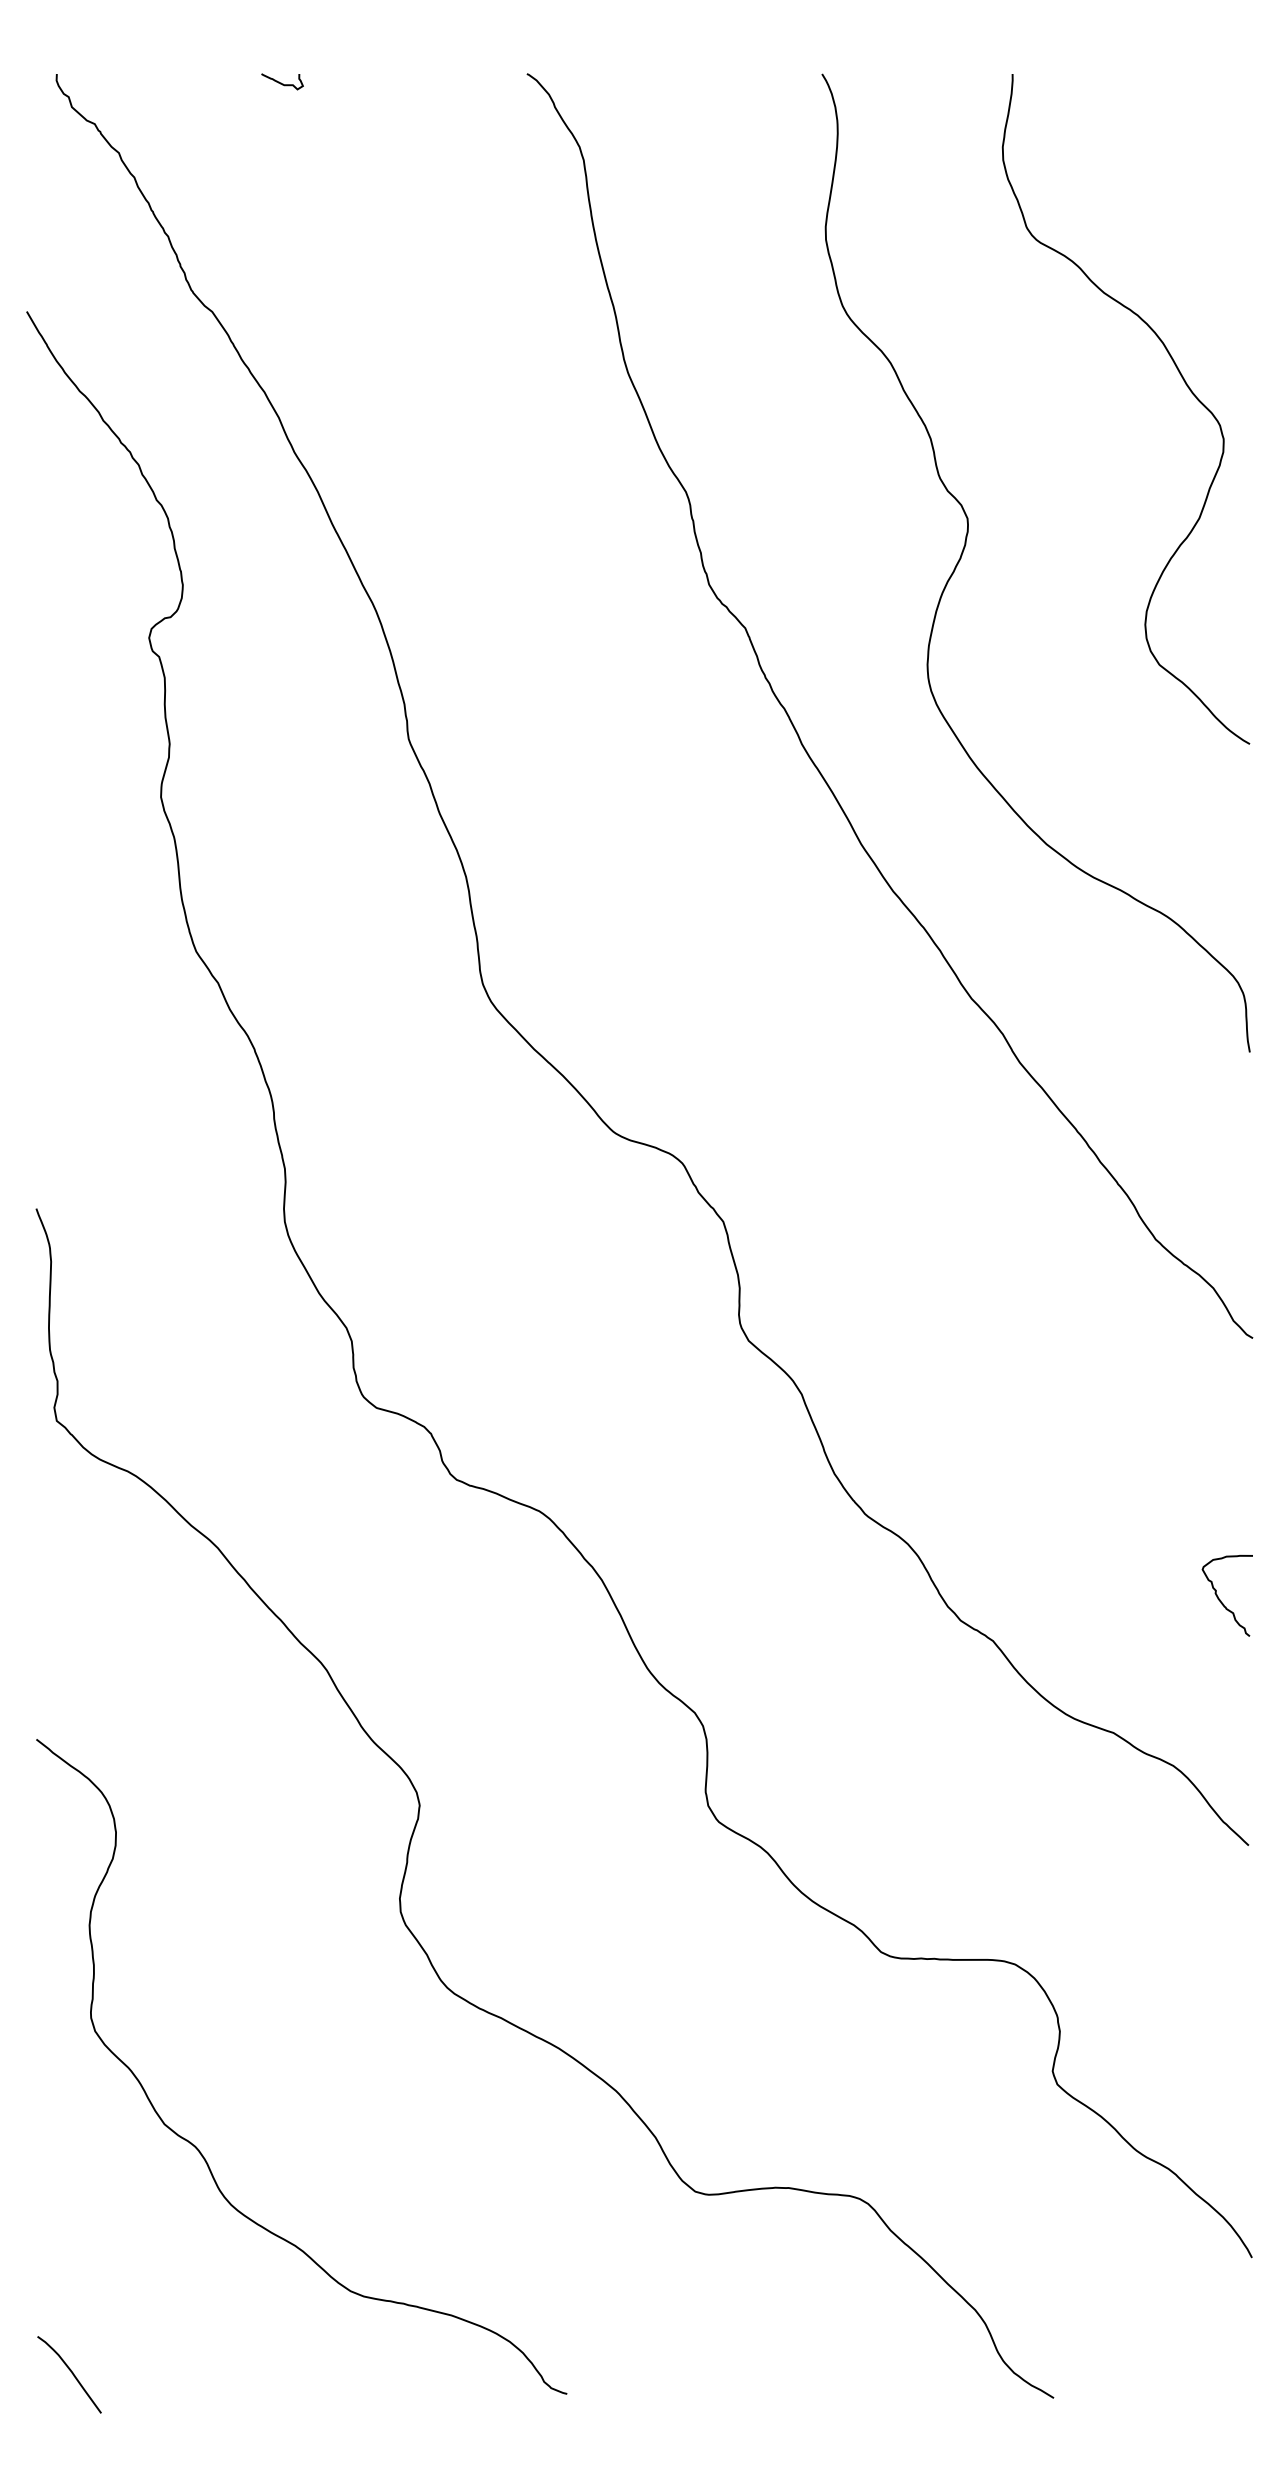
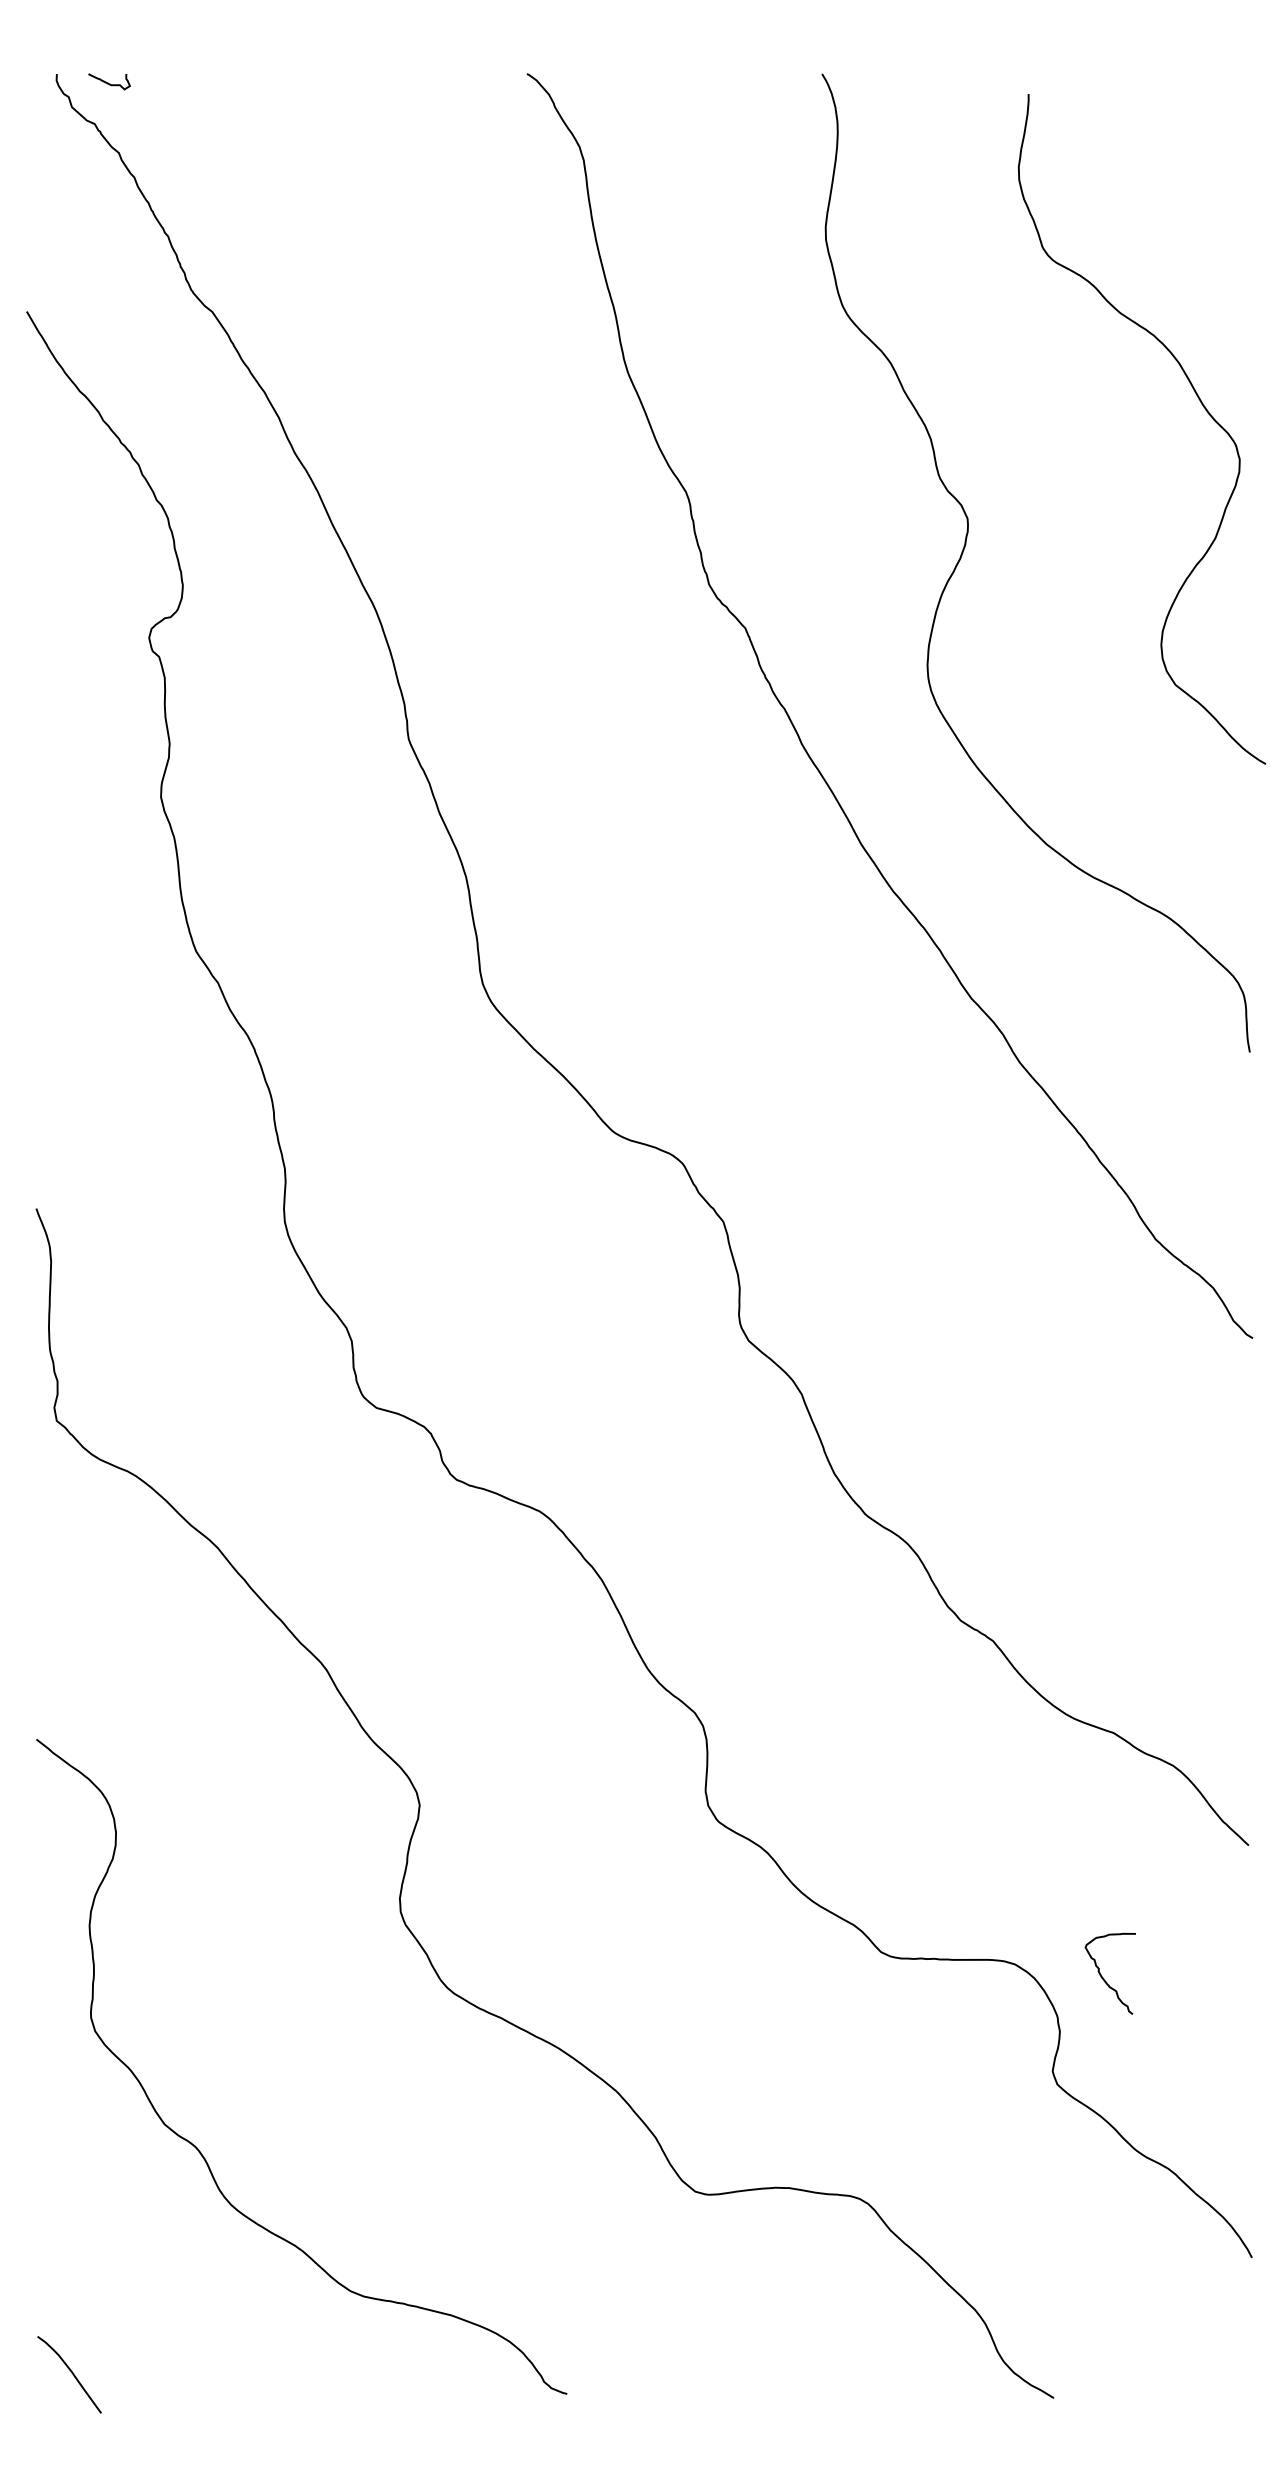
curve position: (281, 82) -> (108, 82) (108, 82)
curve position: (1183, 381) -> (1199, 401) (1199, 401)
curve position: (1221, 1600) -> (1104, 1978) (1104, 1978)
